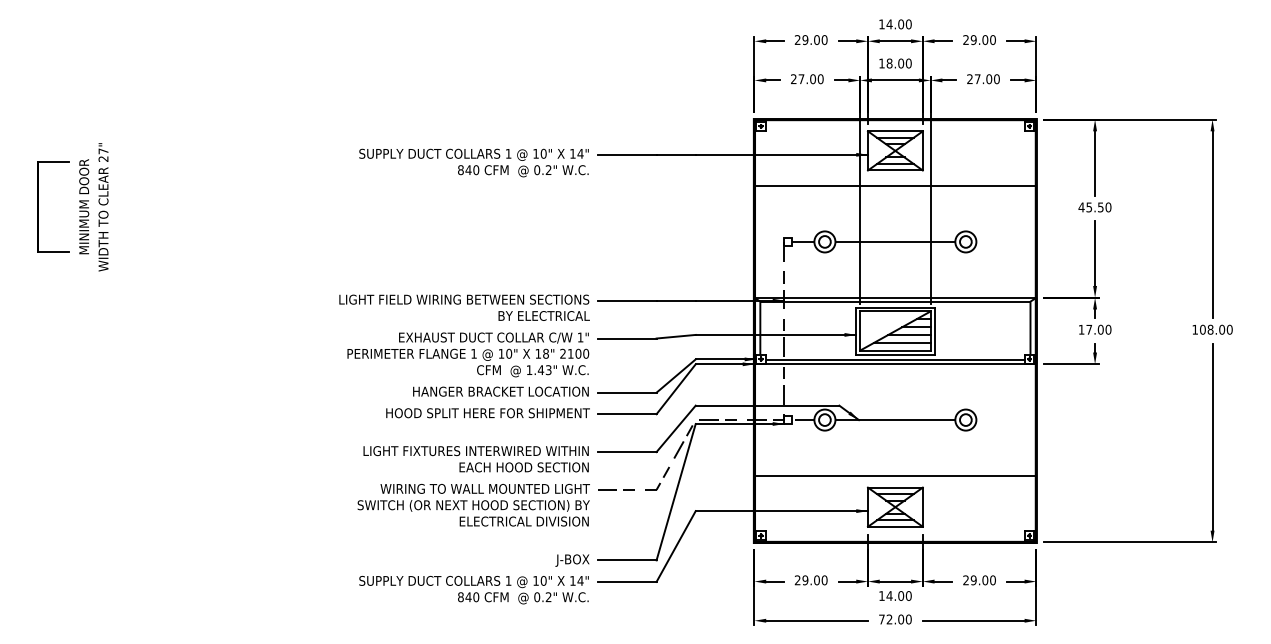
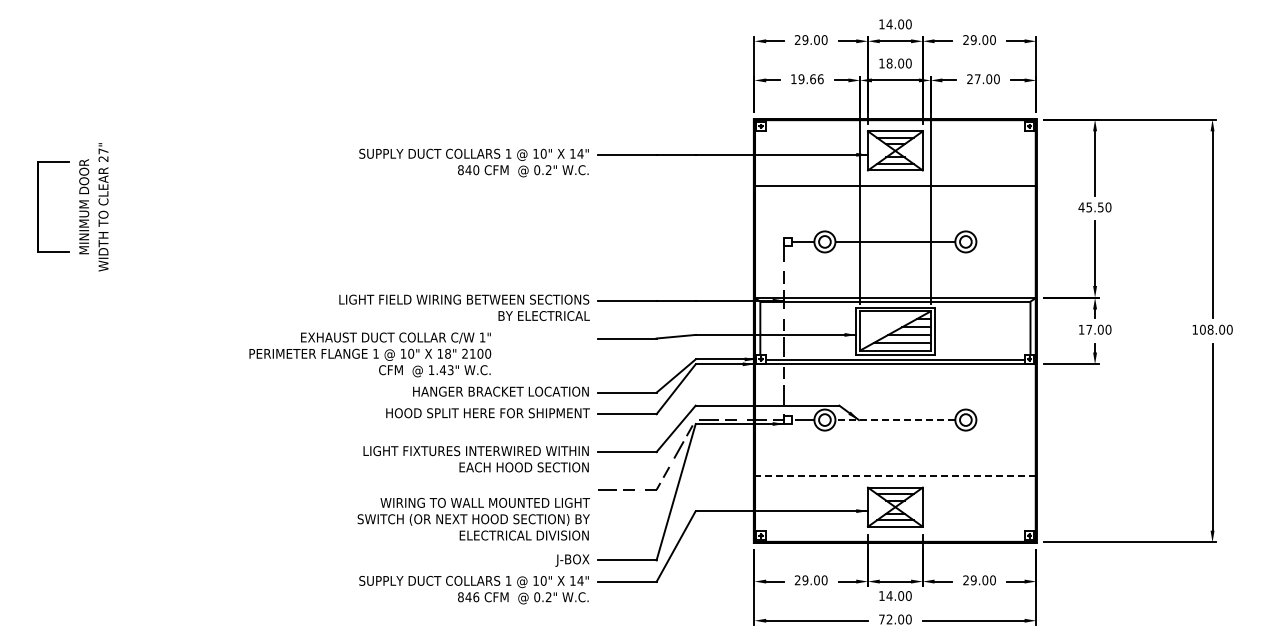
text: 27.00 -> 19.66 (807, 79)
text position: (468, 354) -> (370, 354) (370, 354)
line: solid -> dashed (895, 420)
line: solid -> dashed (895, 475)
text position: (473, 505) -> (473, 519) (473, 519)
text: 840 -> 846 (476, 596)
